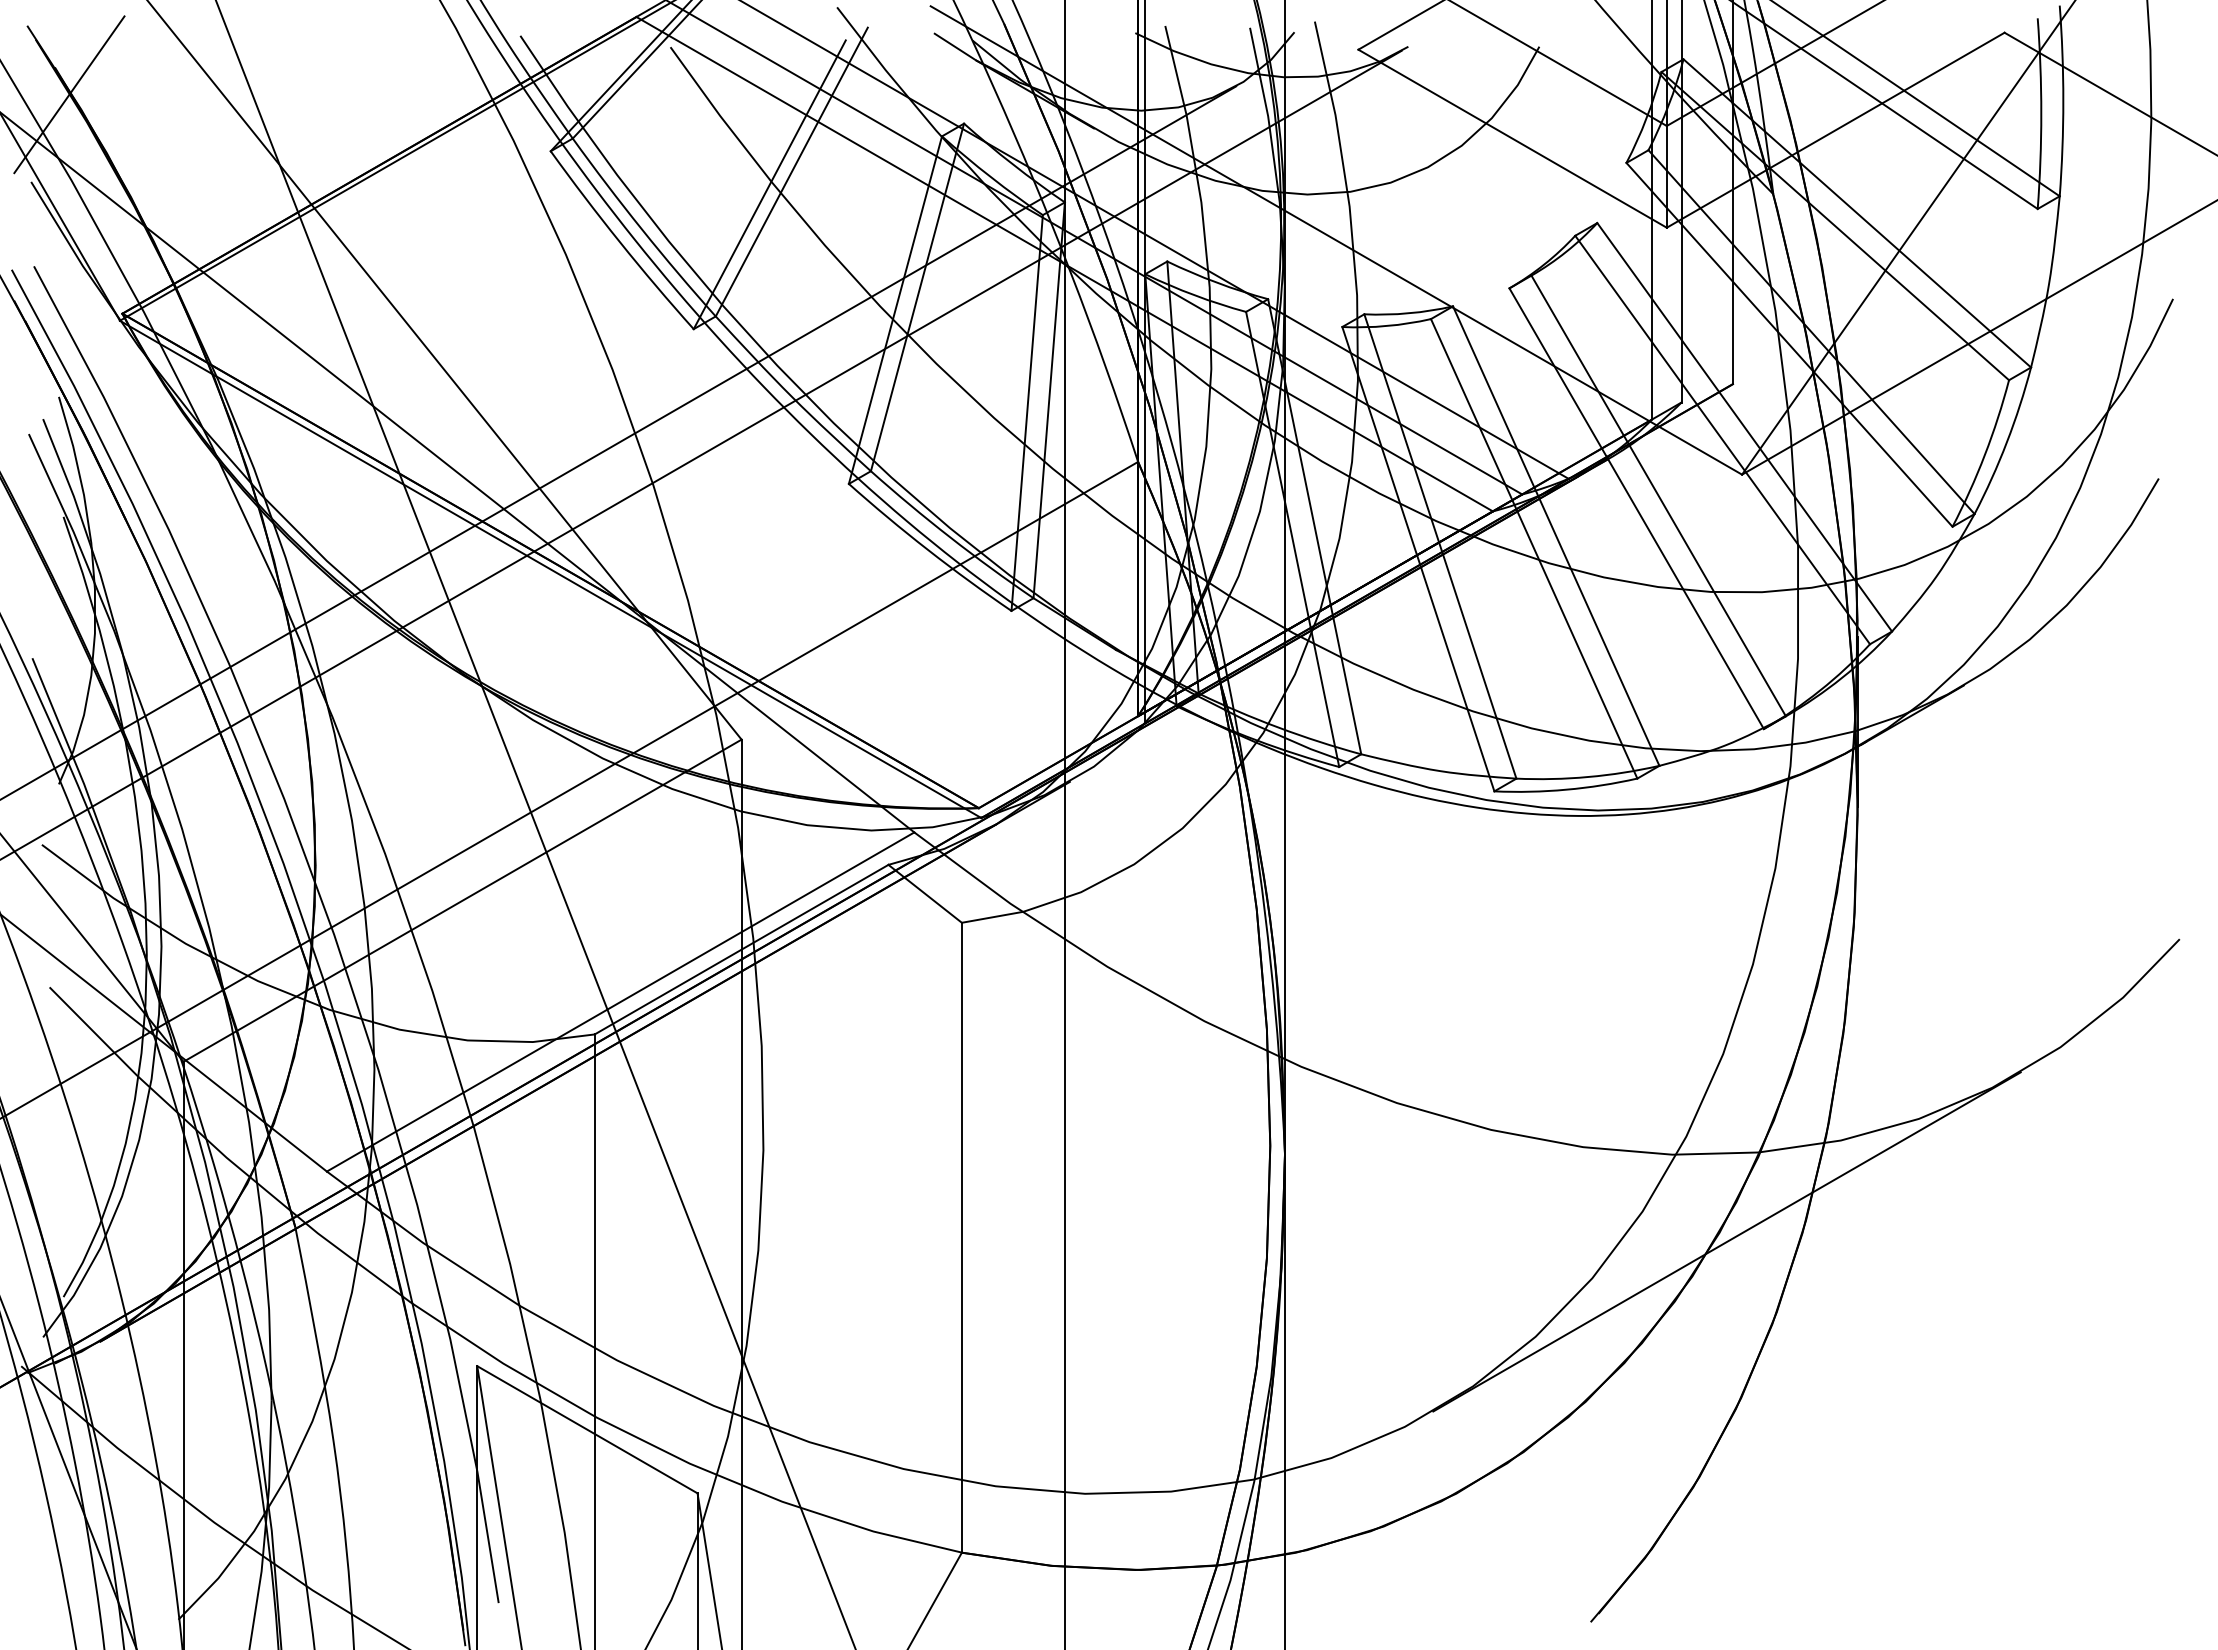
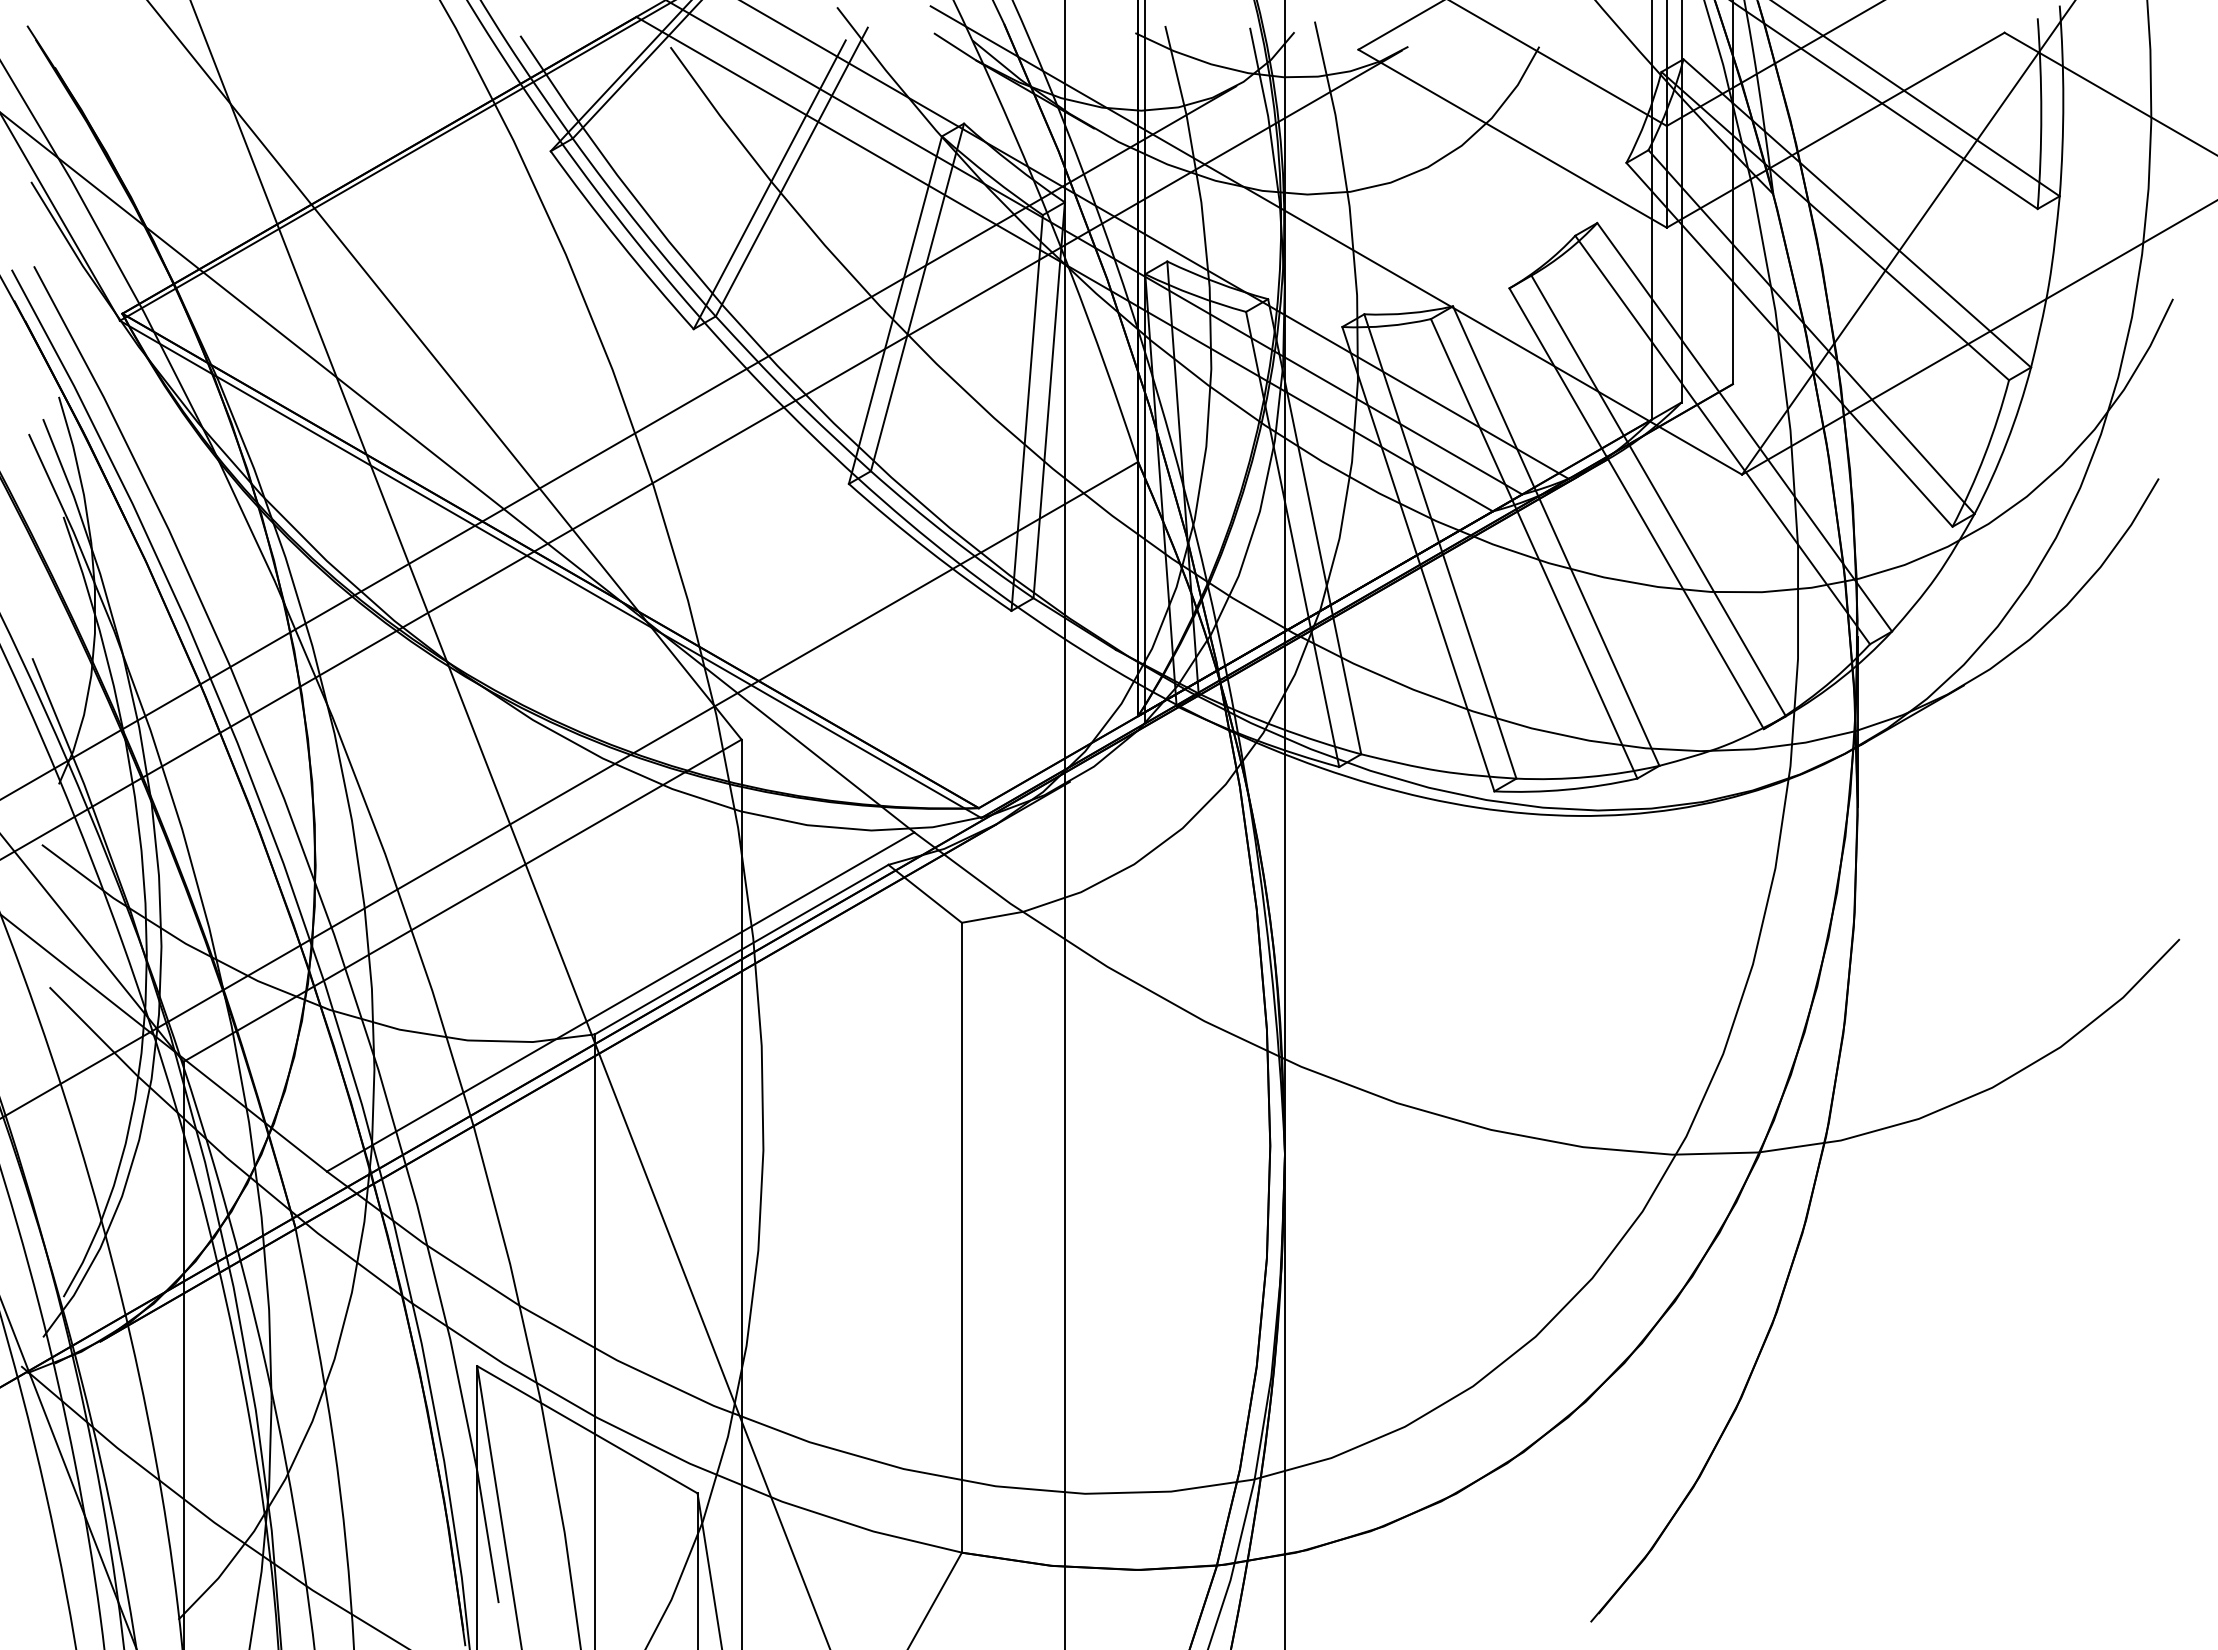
line: present -> none (69, 94)
line position: (535, 824) -> (510, 824) (510, 824)
line: present -> none (1726, 1241)
